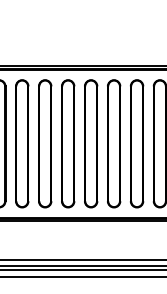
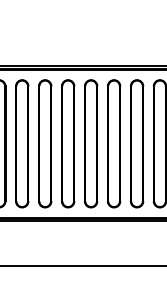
line: present -> none (82, 260)
line: present -> none (82, 269)
line: present -> none (82, 276)
